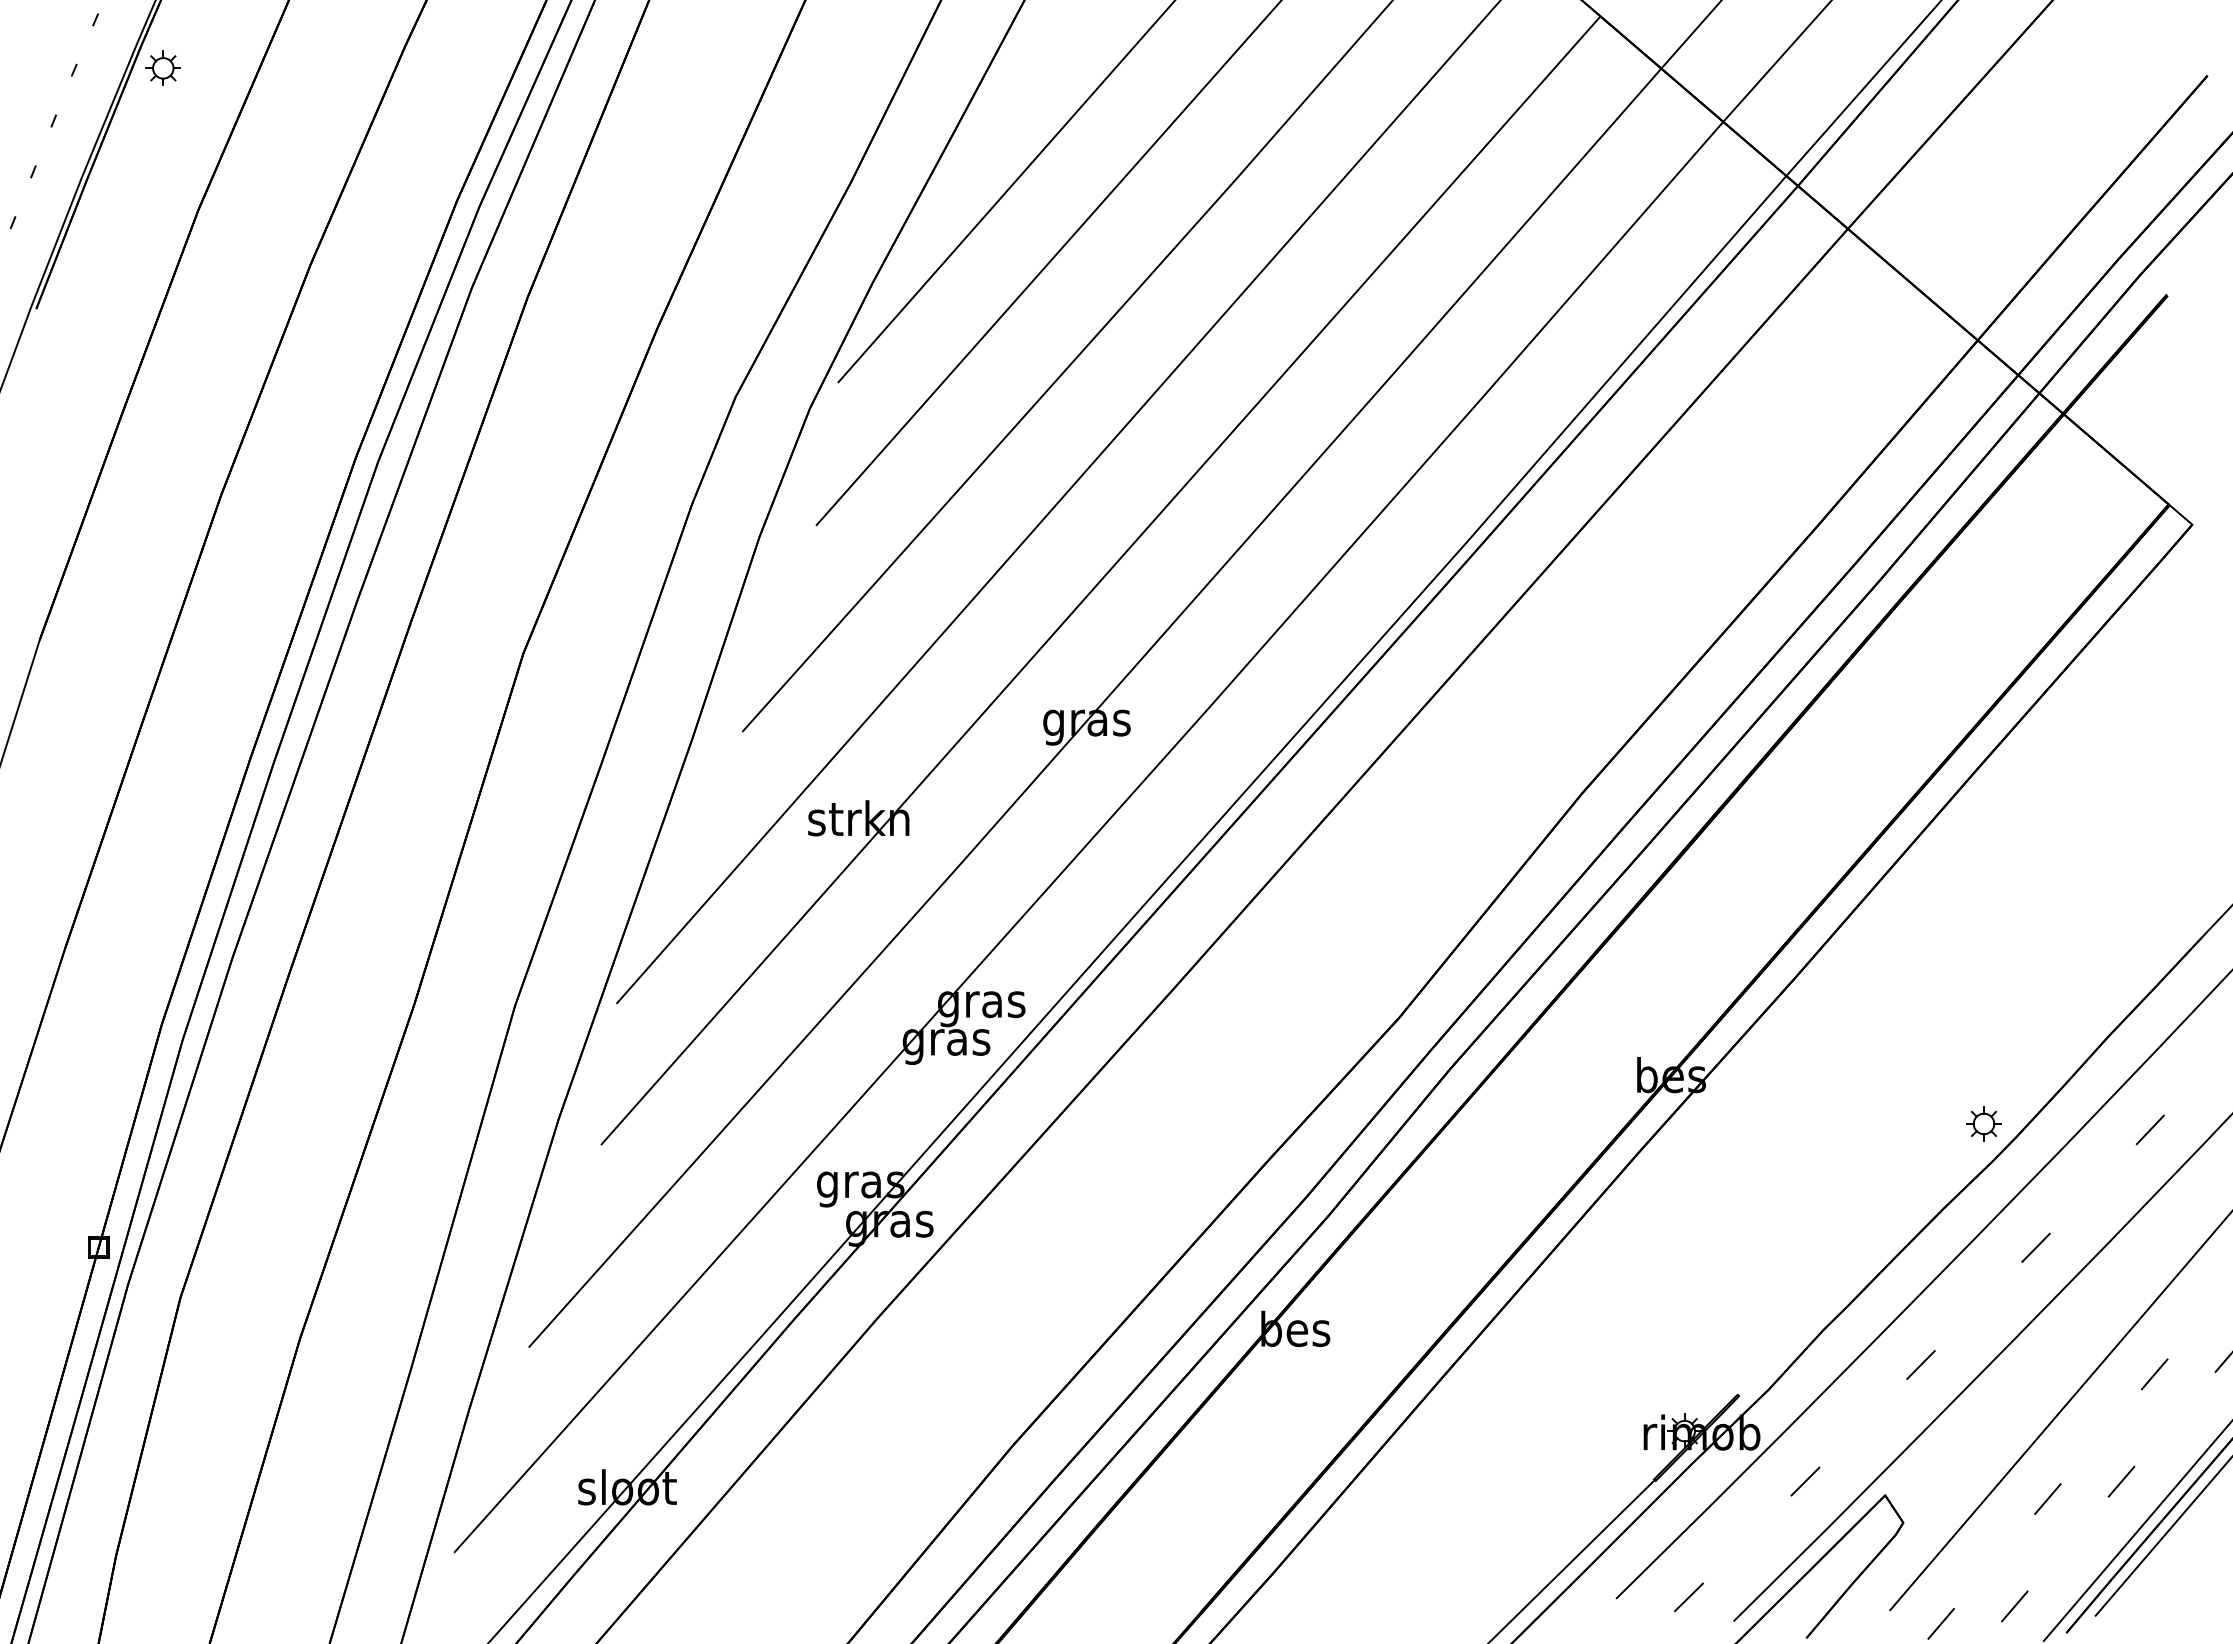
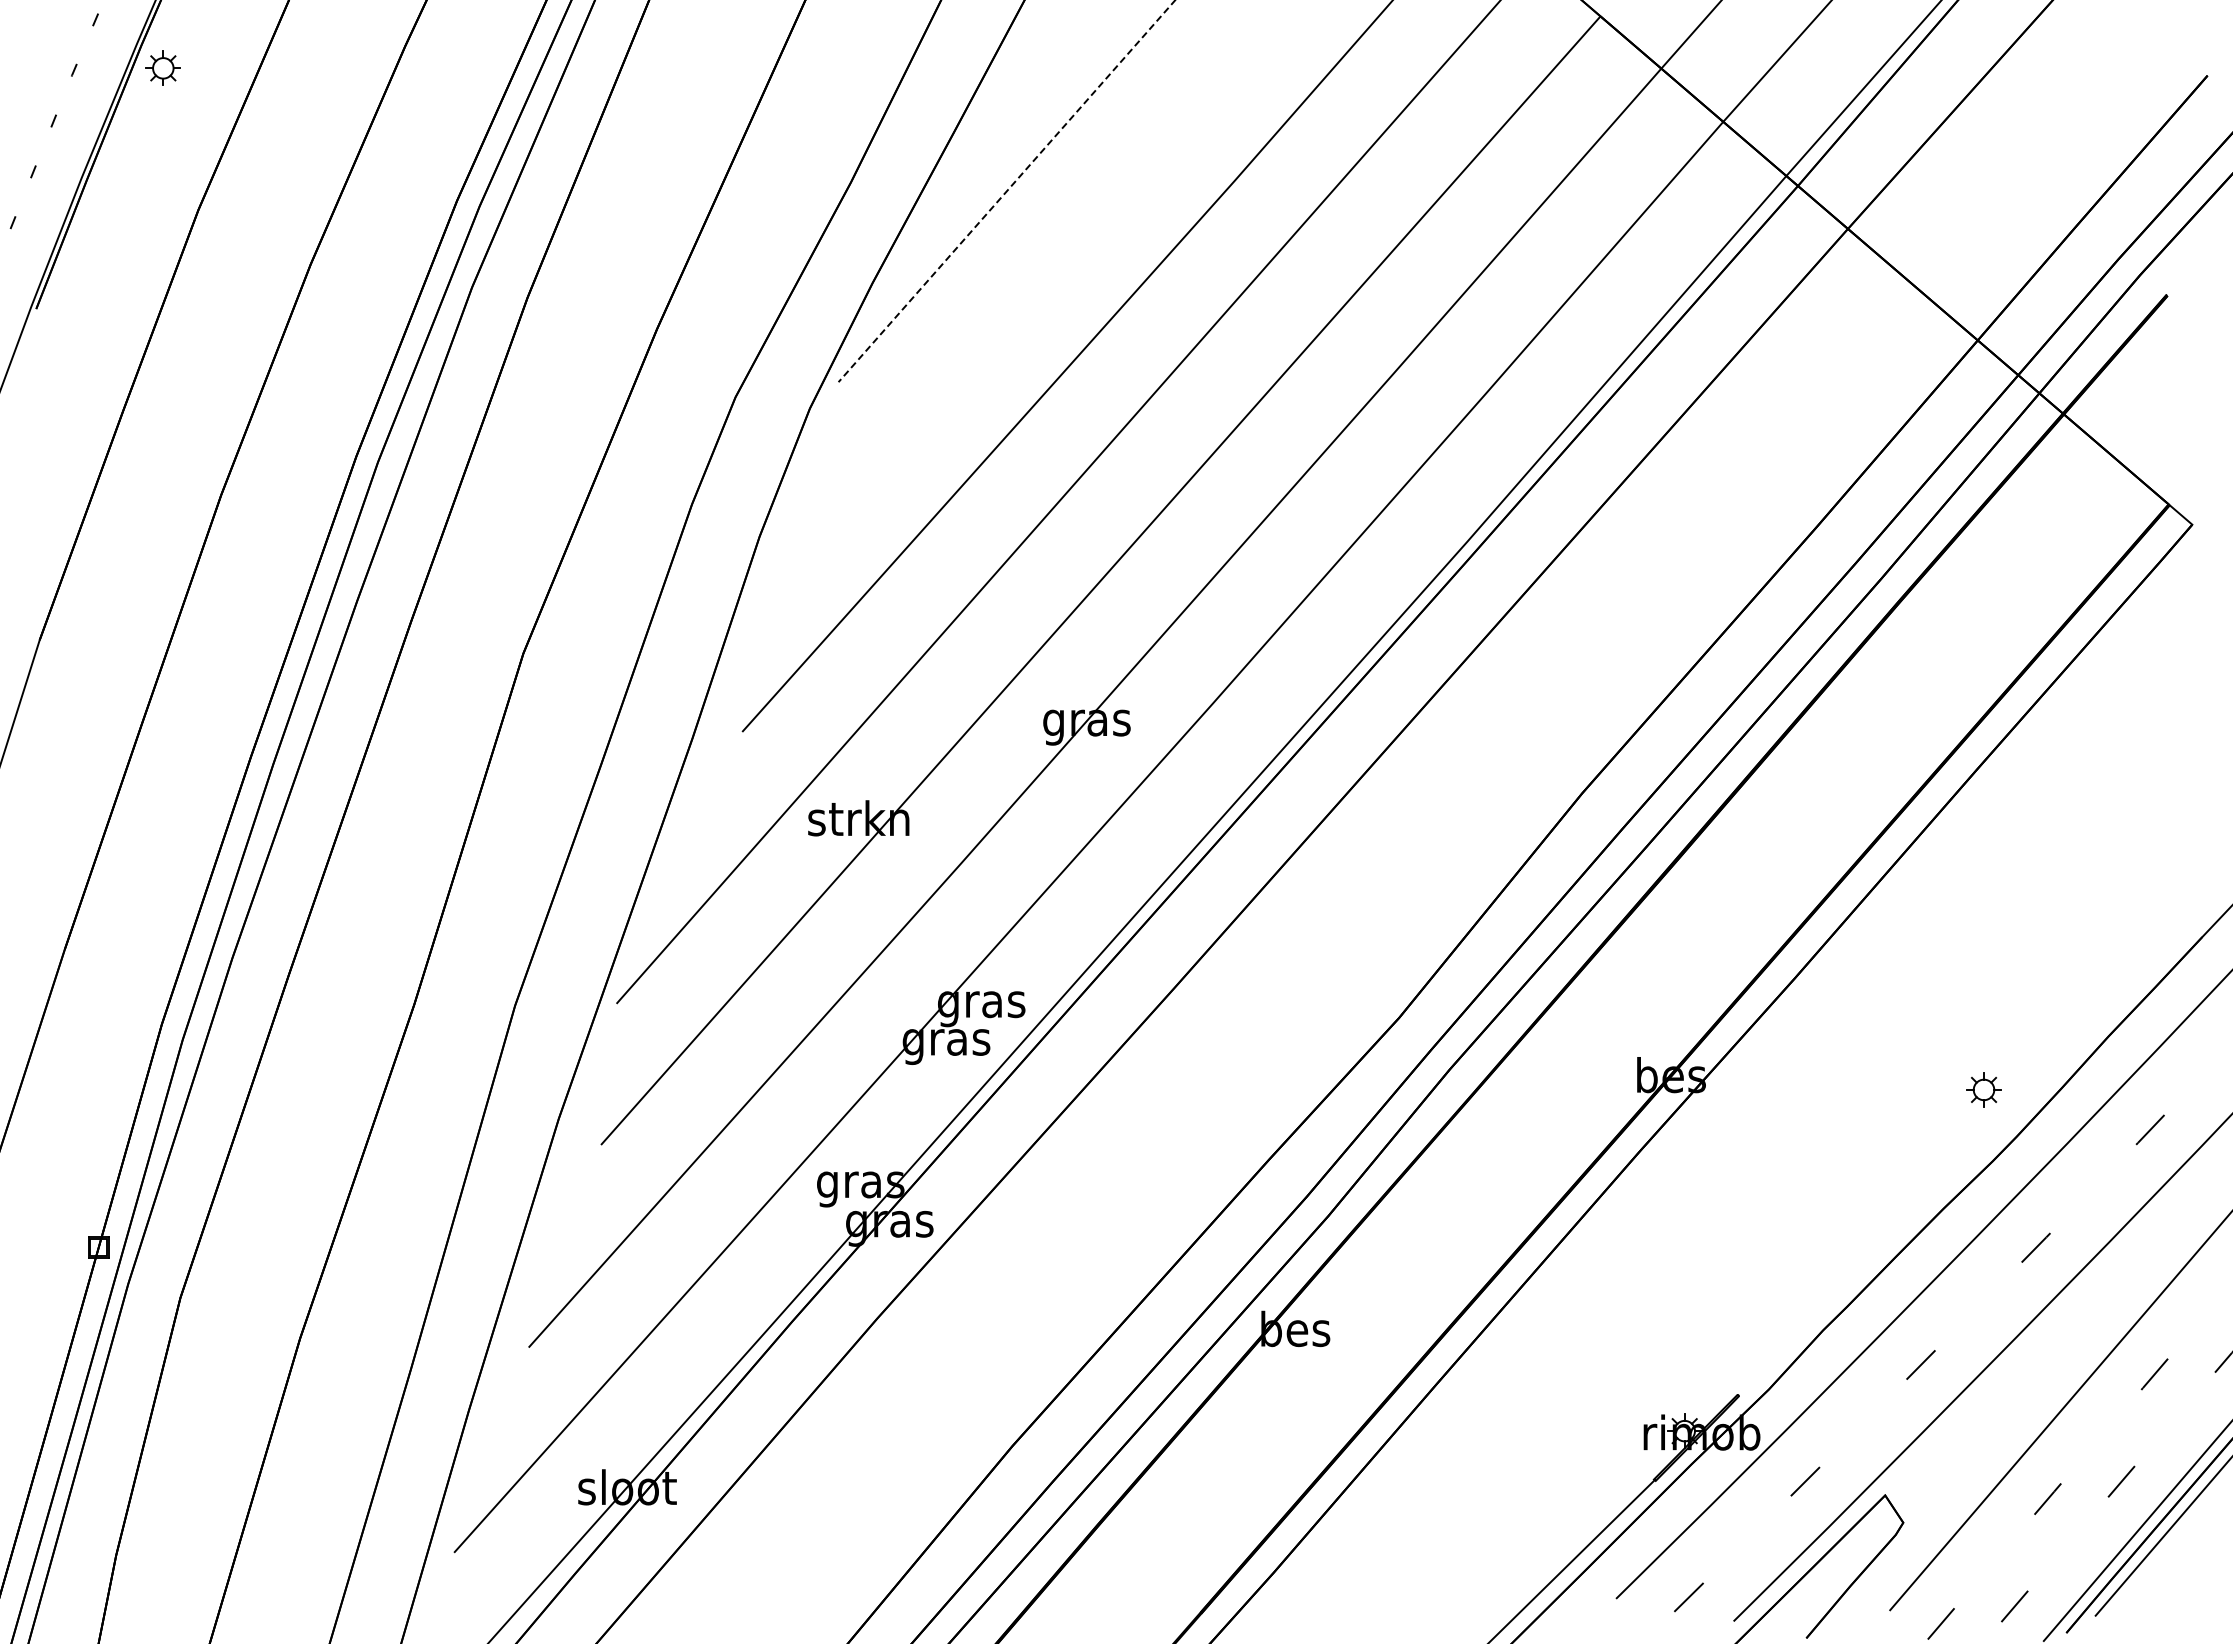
line: solid -> dashed (1006, 191)
line: present -> none (1047, 263)
part position: (1983, 1123) -> (1983, 1089) (1983, 1089)
